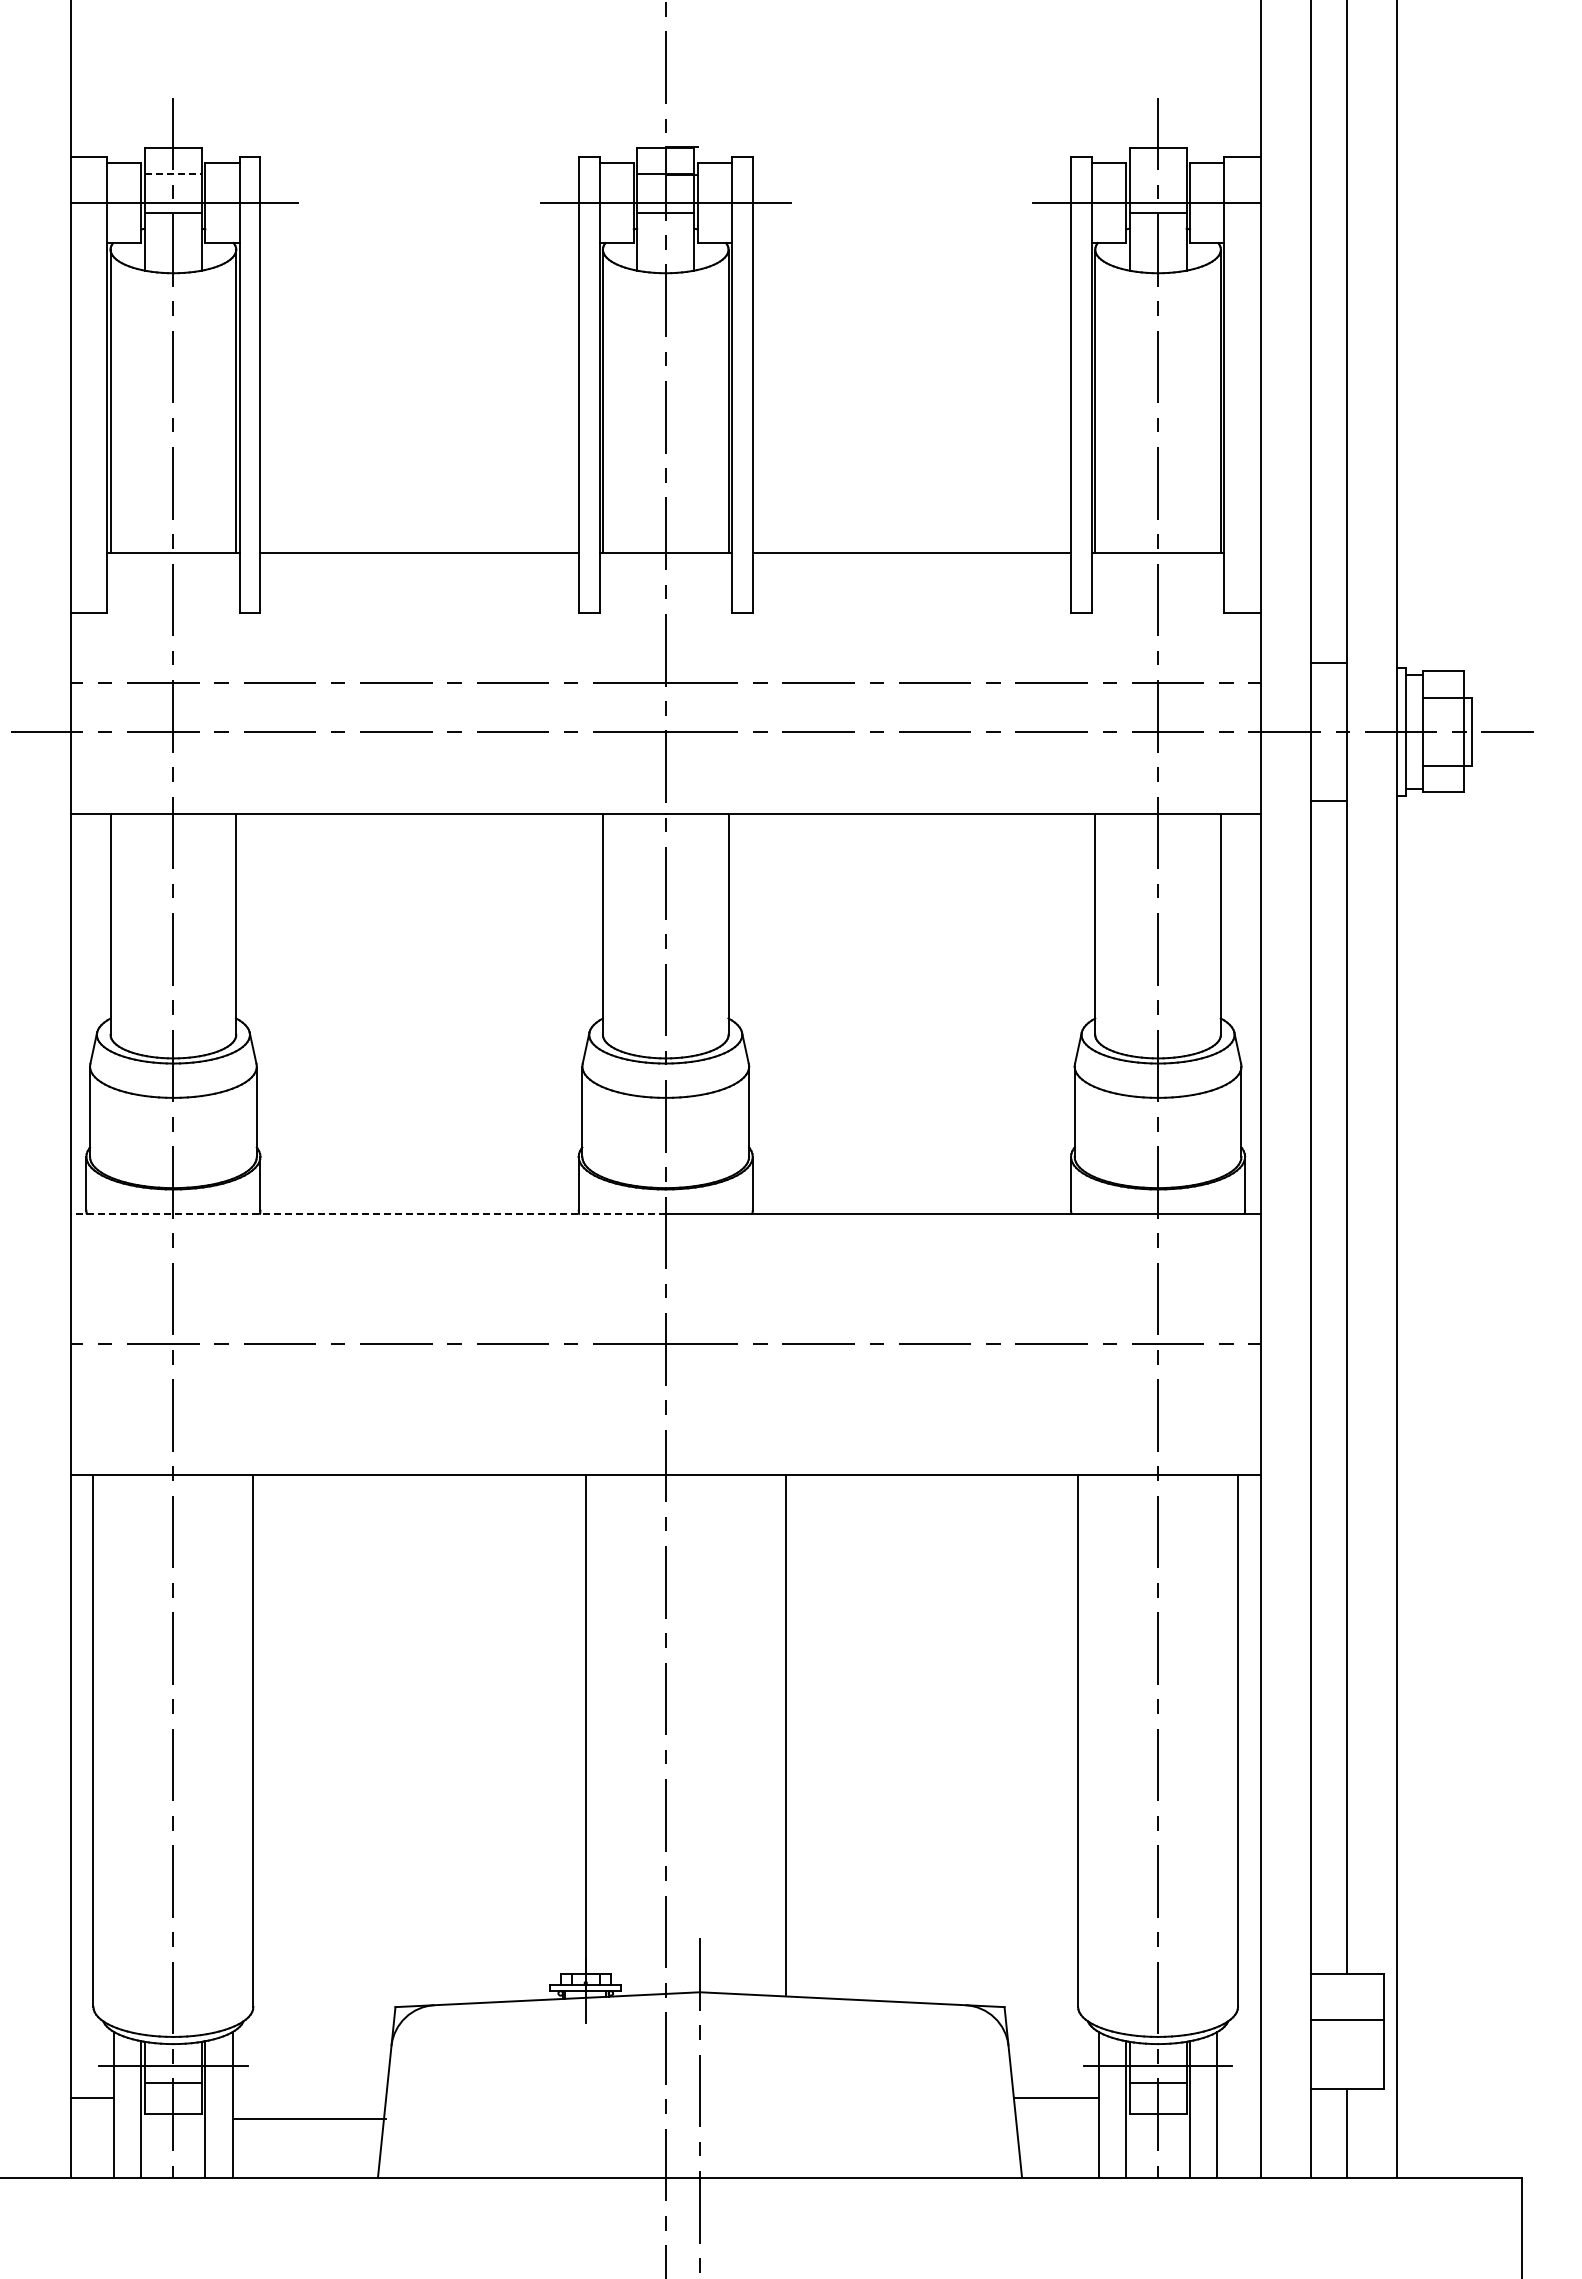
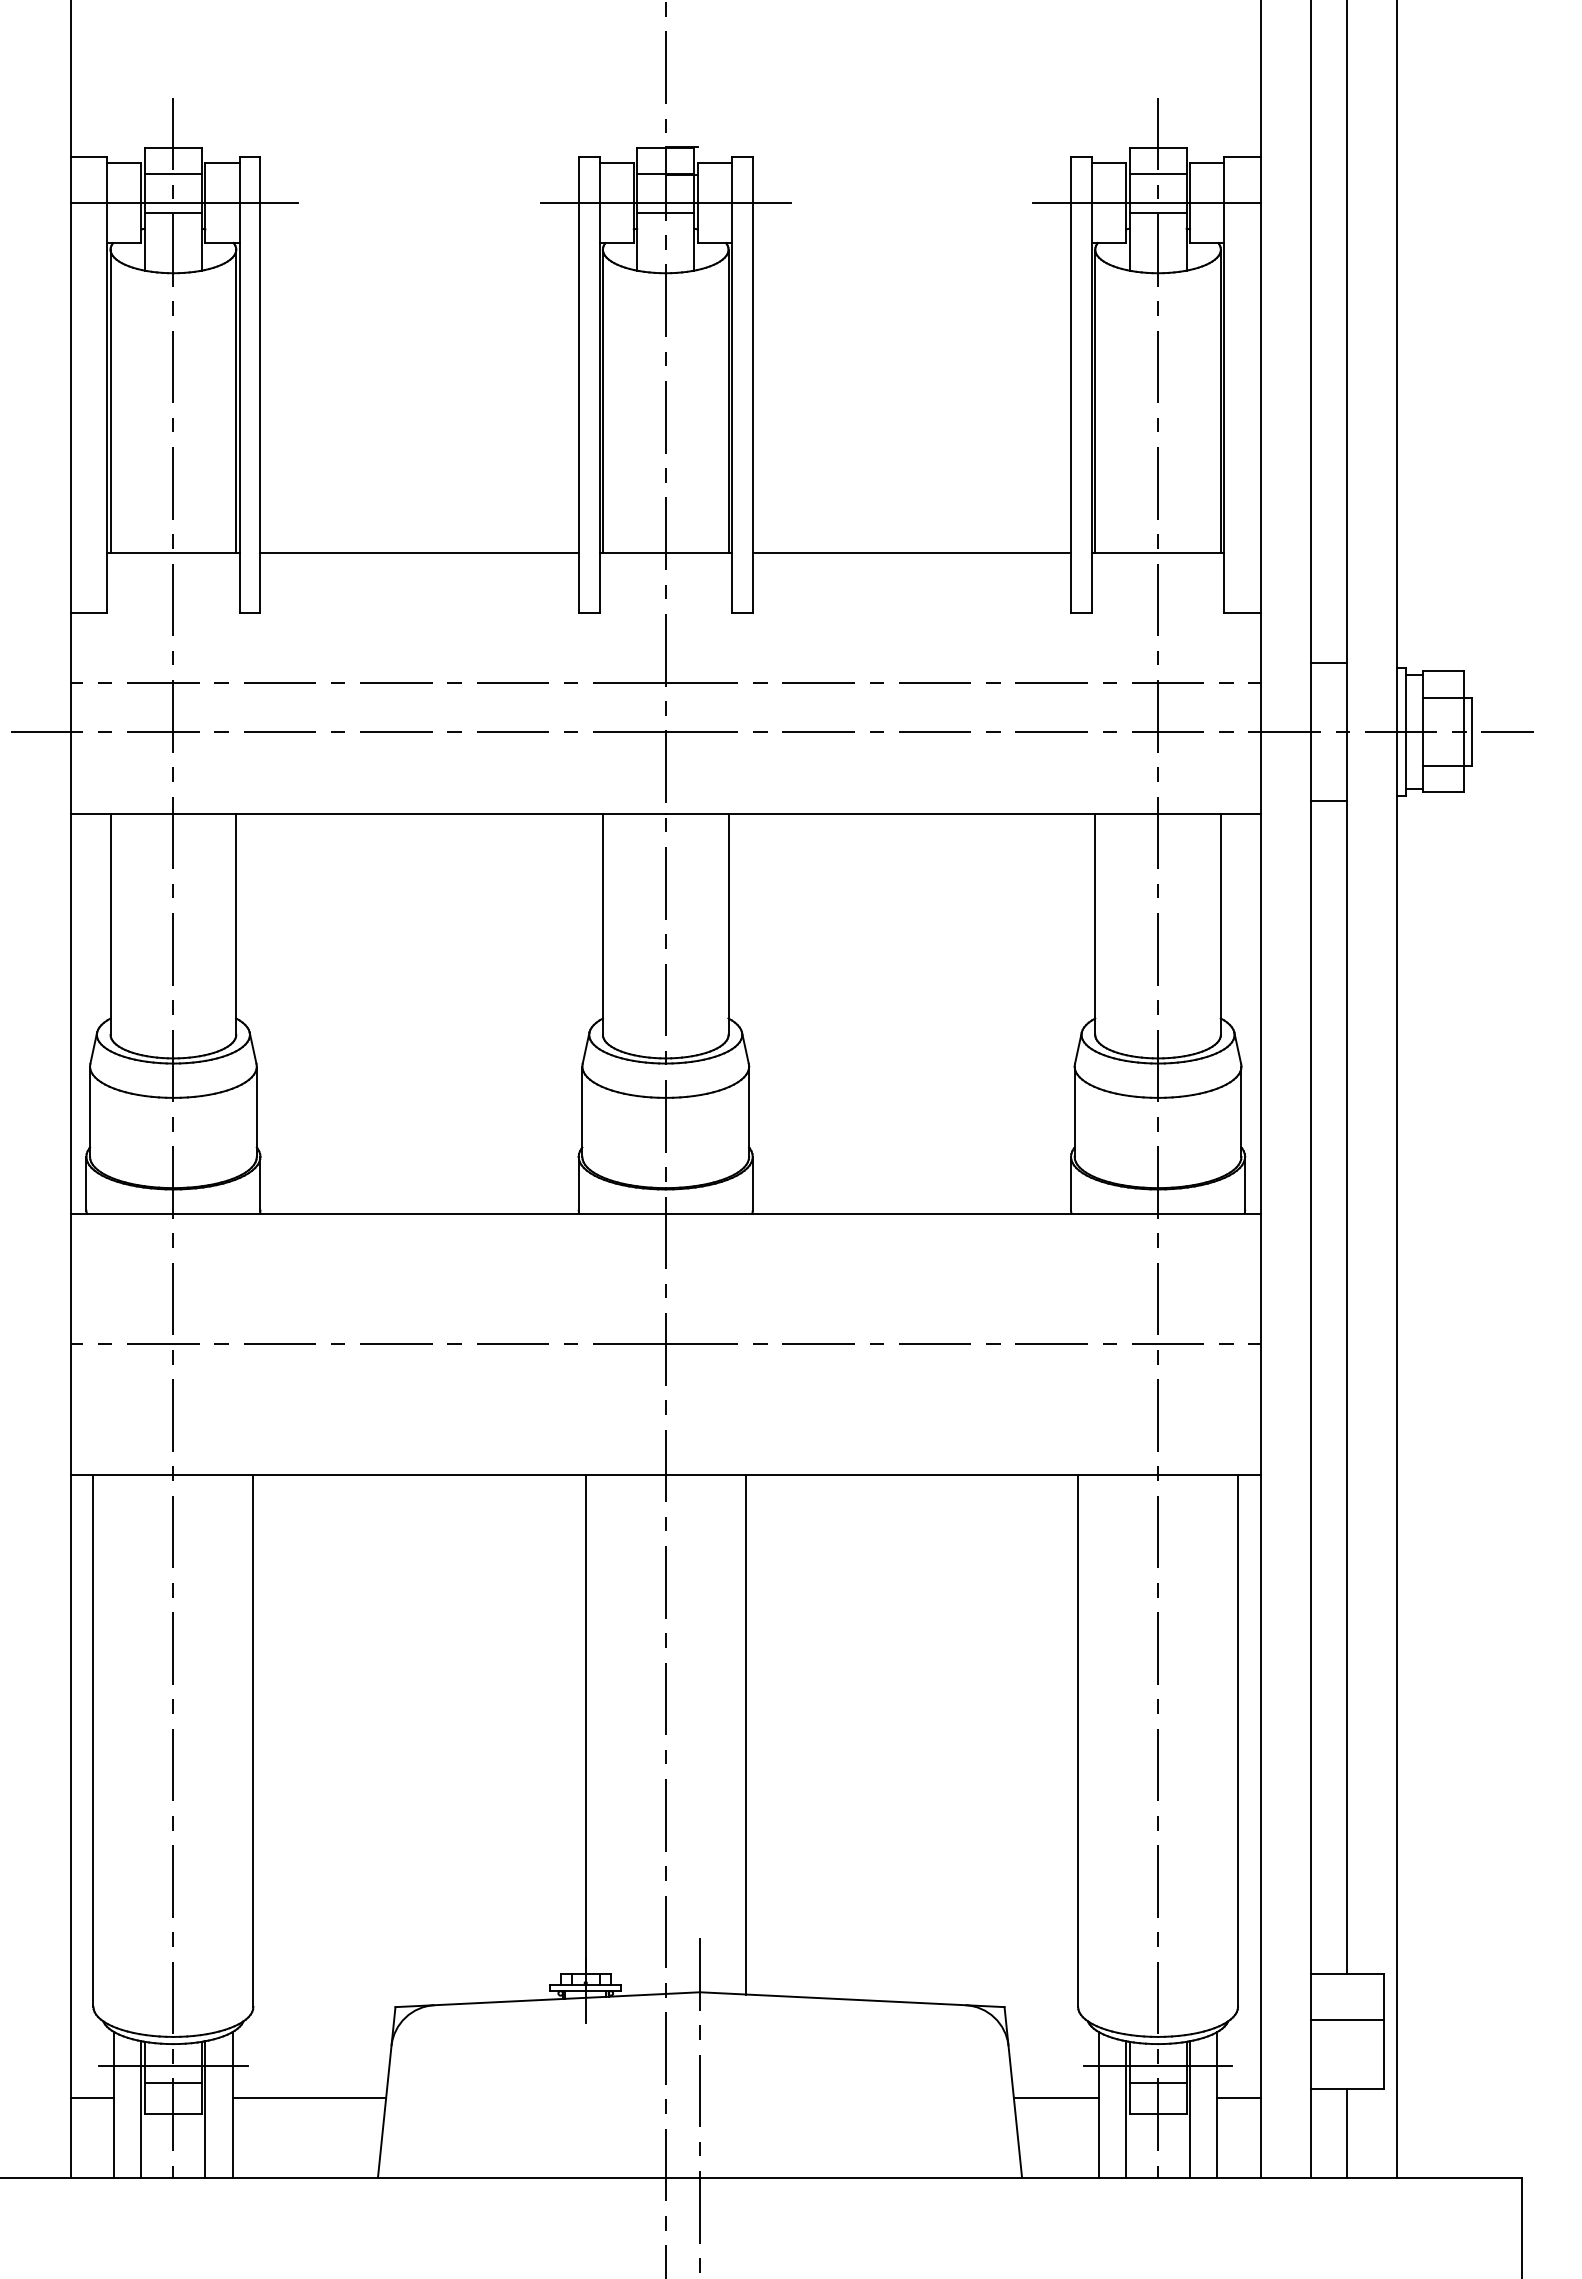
line: dashed -> solid (173, 173)
line: none -> present (1157, 173)
line: dashed -> solid (368, 1213)
line position: (785, 1735) -> (745, 1735) (745, 1735)
line: none -> present (1238, 2098)
line position: (309, 2119) -> (309, 2098) (309, 2098)
